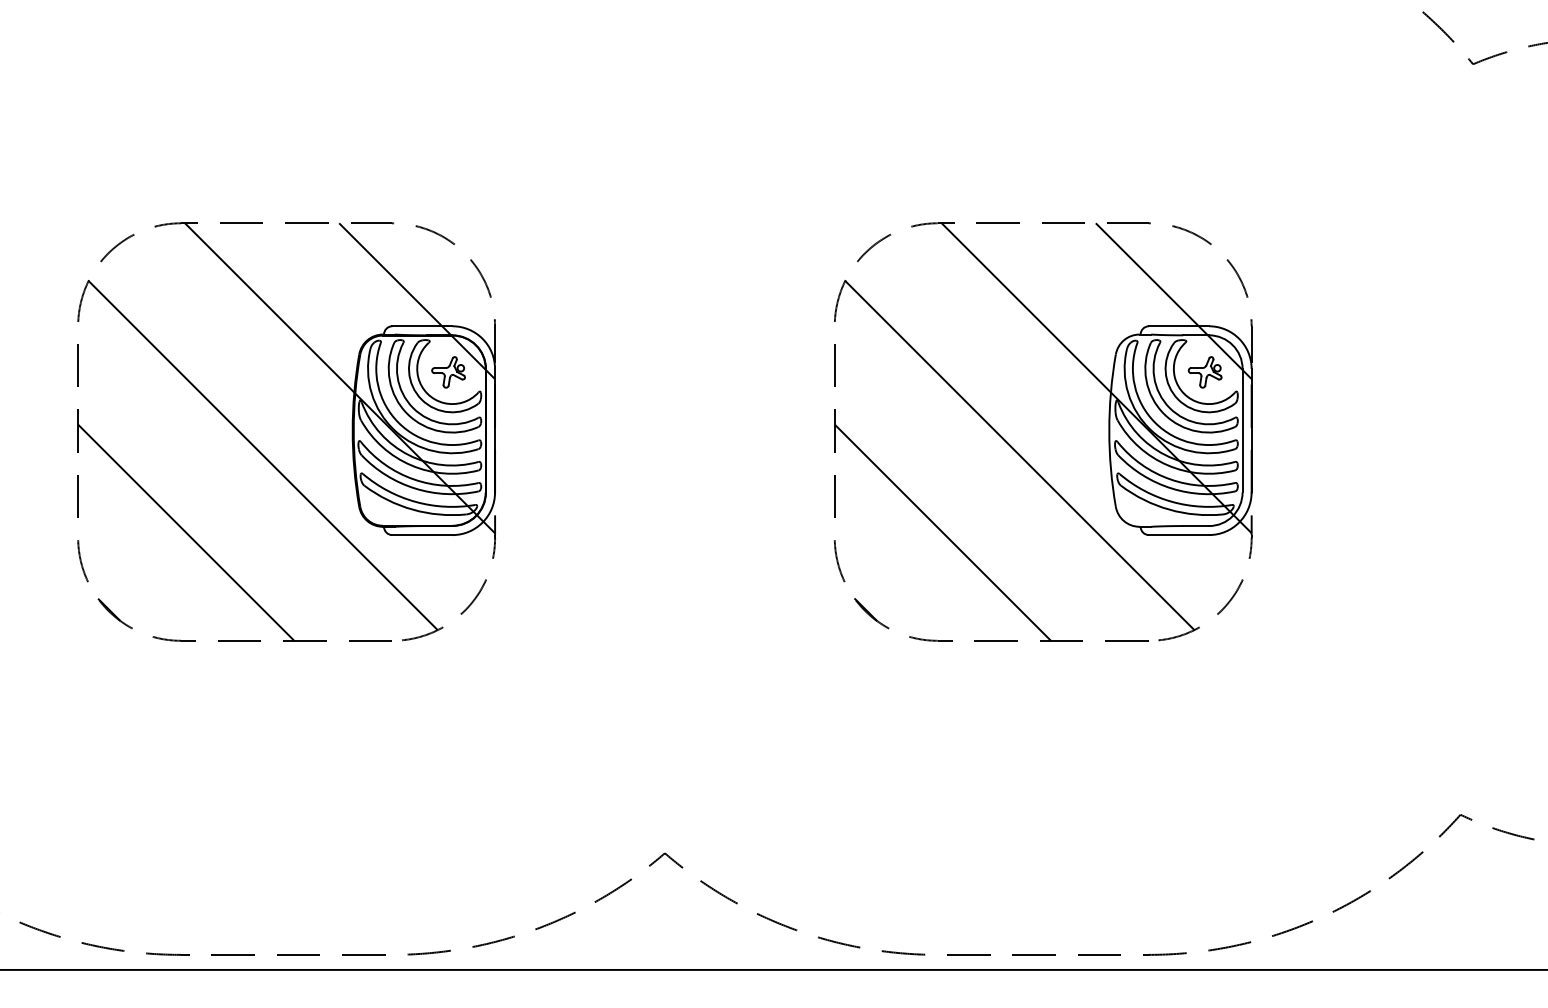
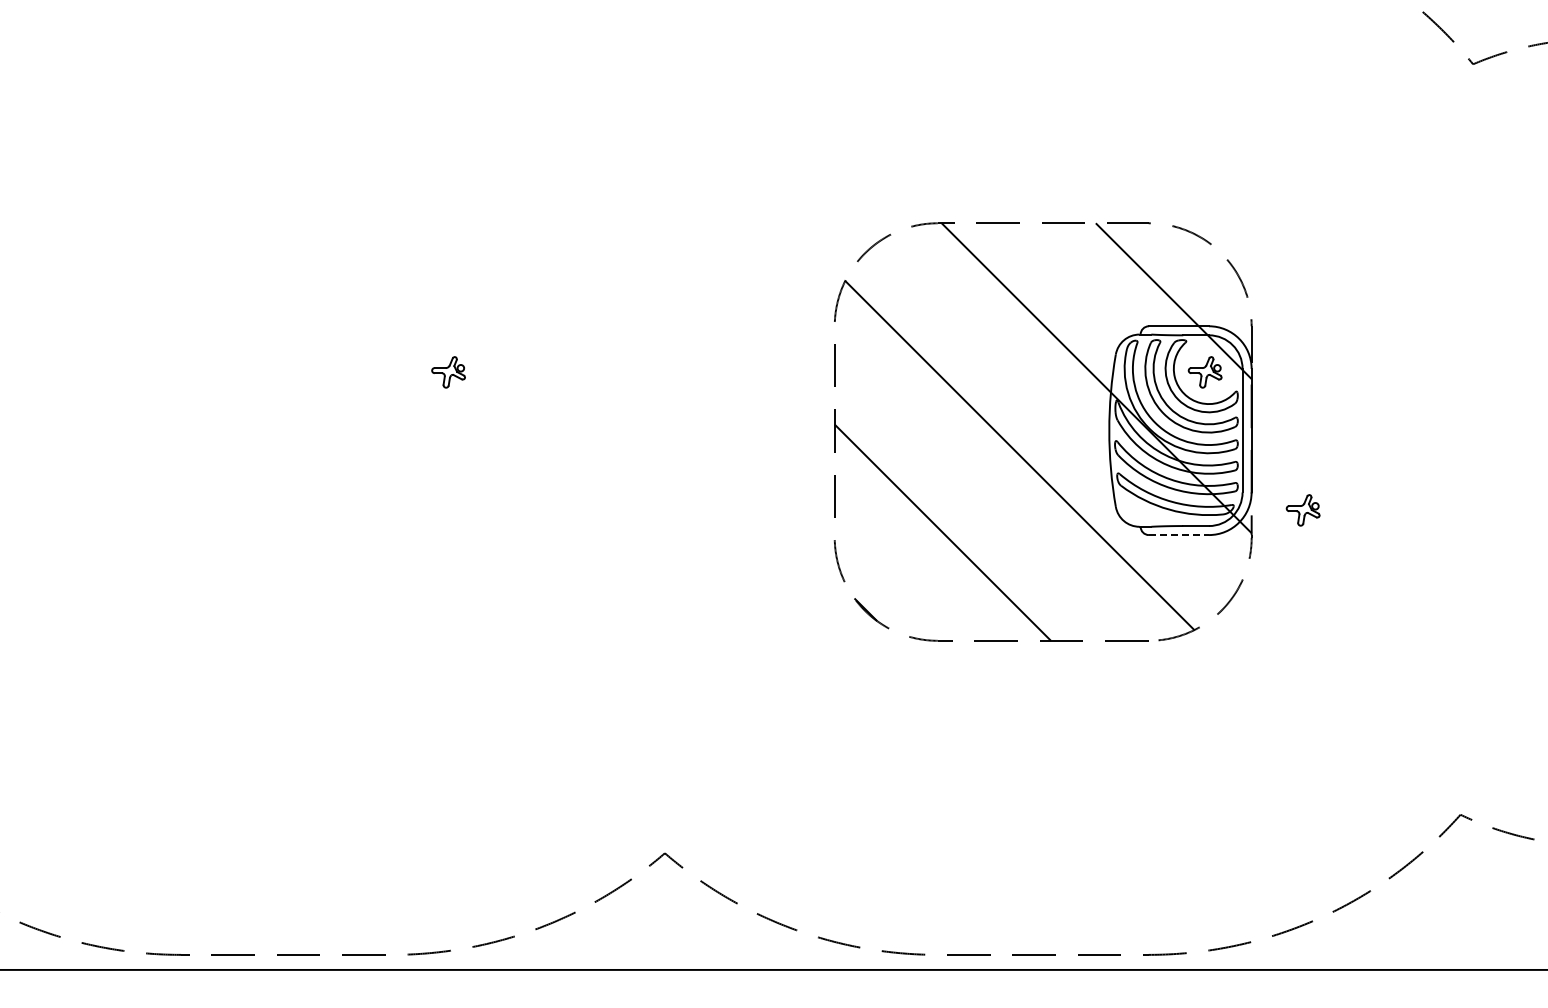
part: present -> none (263, 454)
part: none -> present (1302, 510)
line: solid -> dashed (1179, 535)
